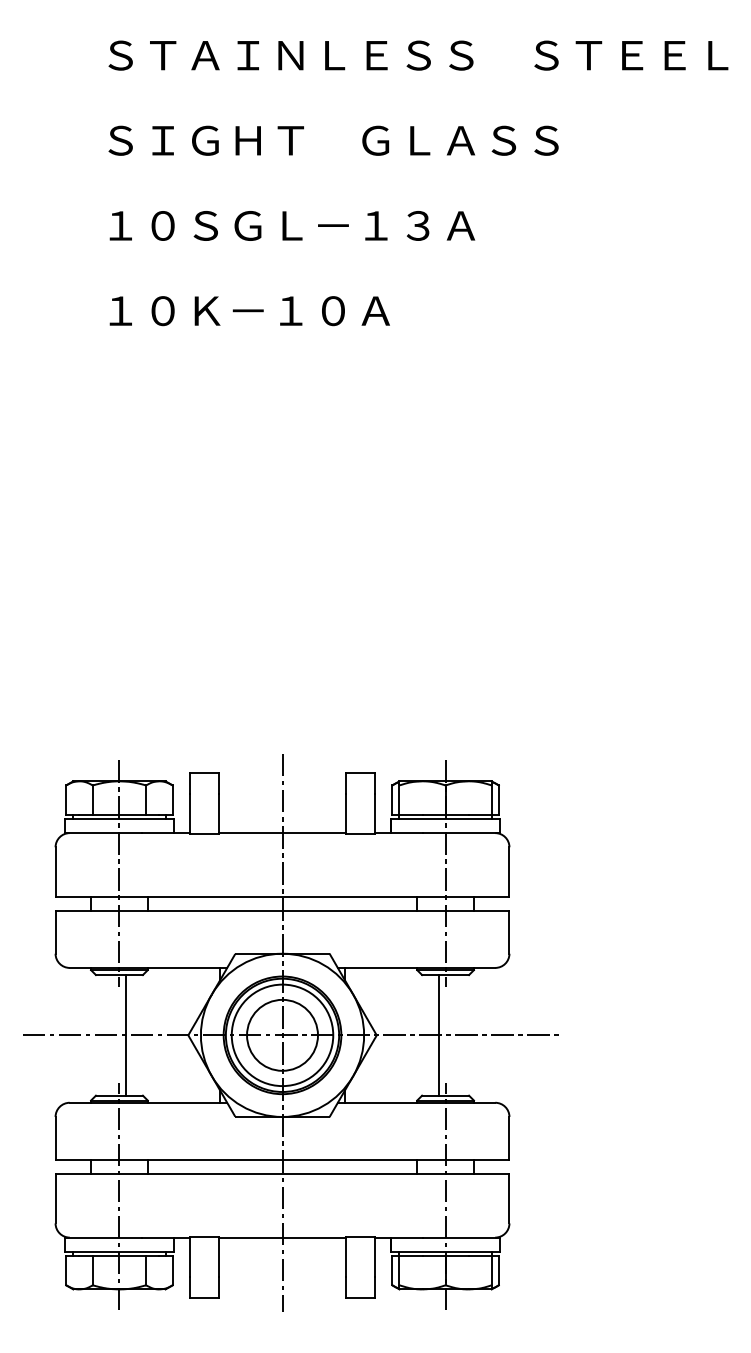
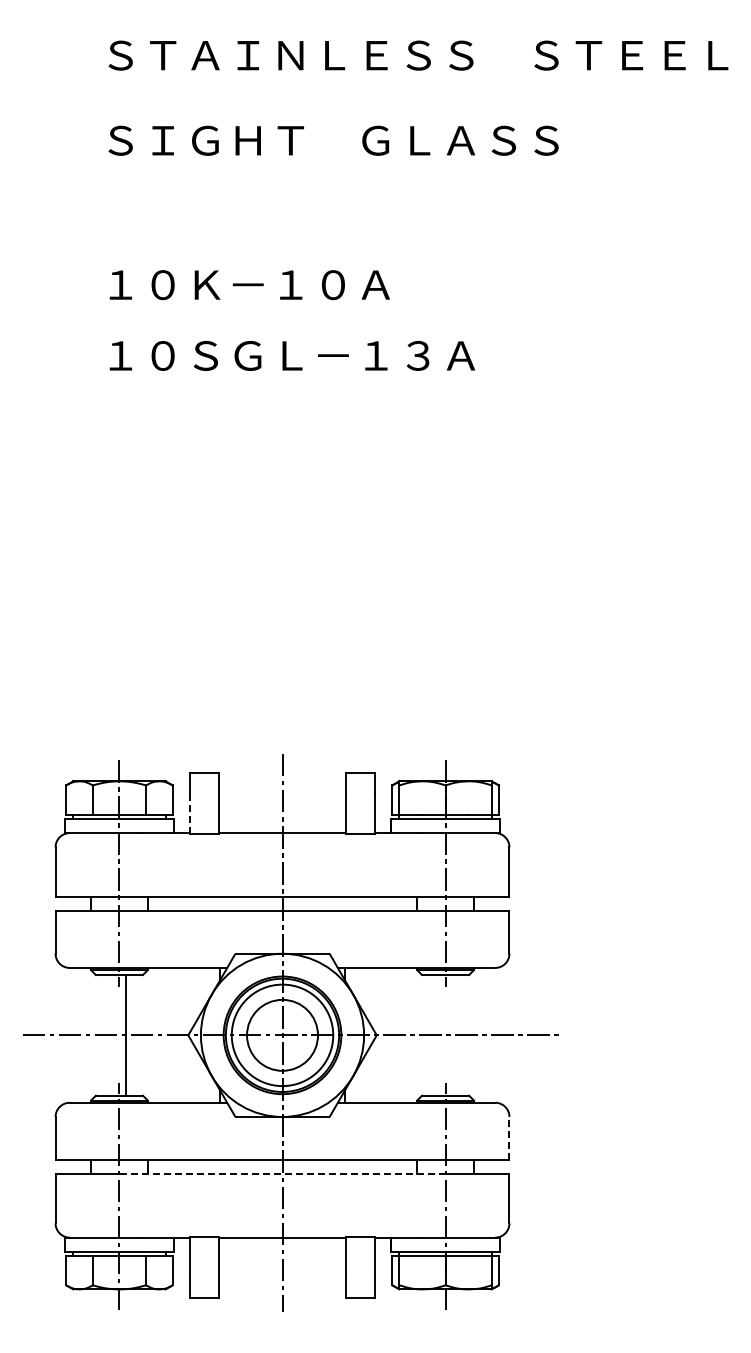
text position: (292, 225) -> (292, 355) (292, 355)
text position: (249, 311) -> (249, 285) (249, 285)
line: solid -> dashed (190, 813)
line: present -> none (438, 1035)
line: solid -> dashed (509, 1137)
line: solid -> dashed (282, 1173)
